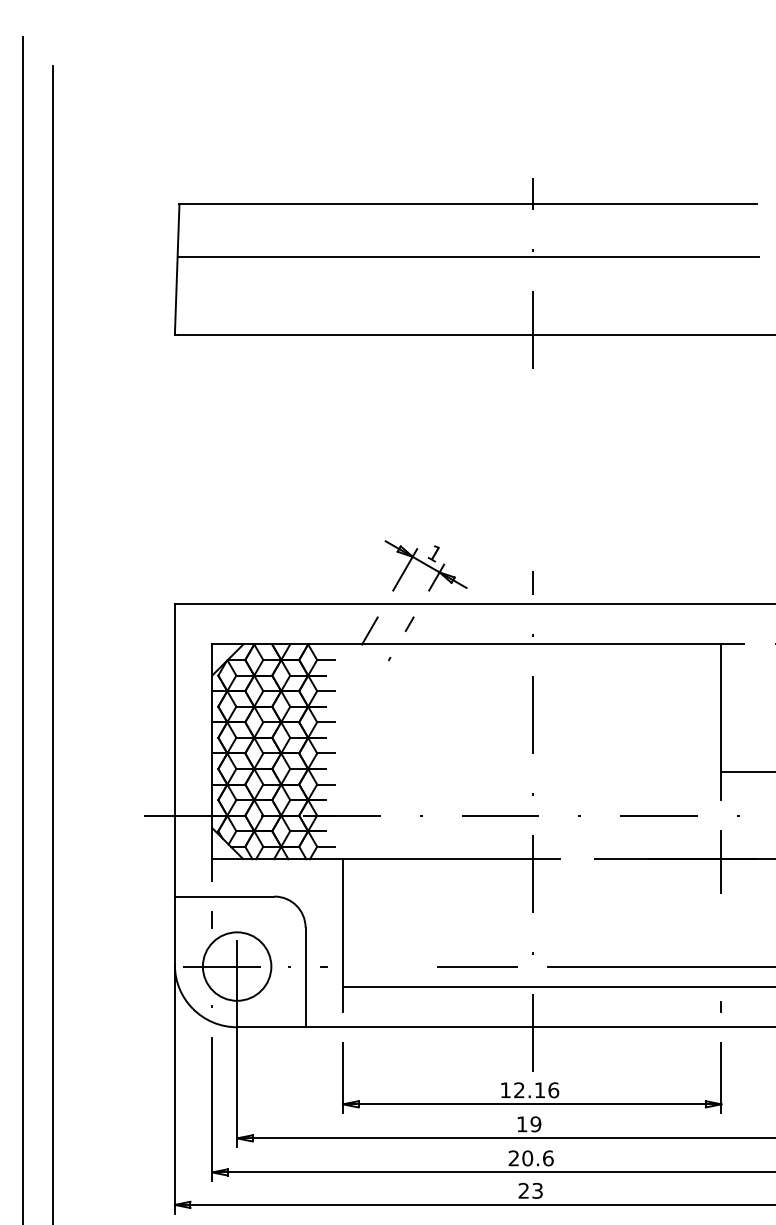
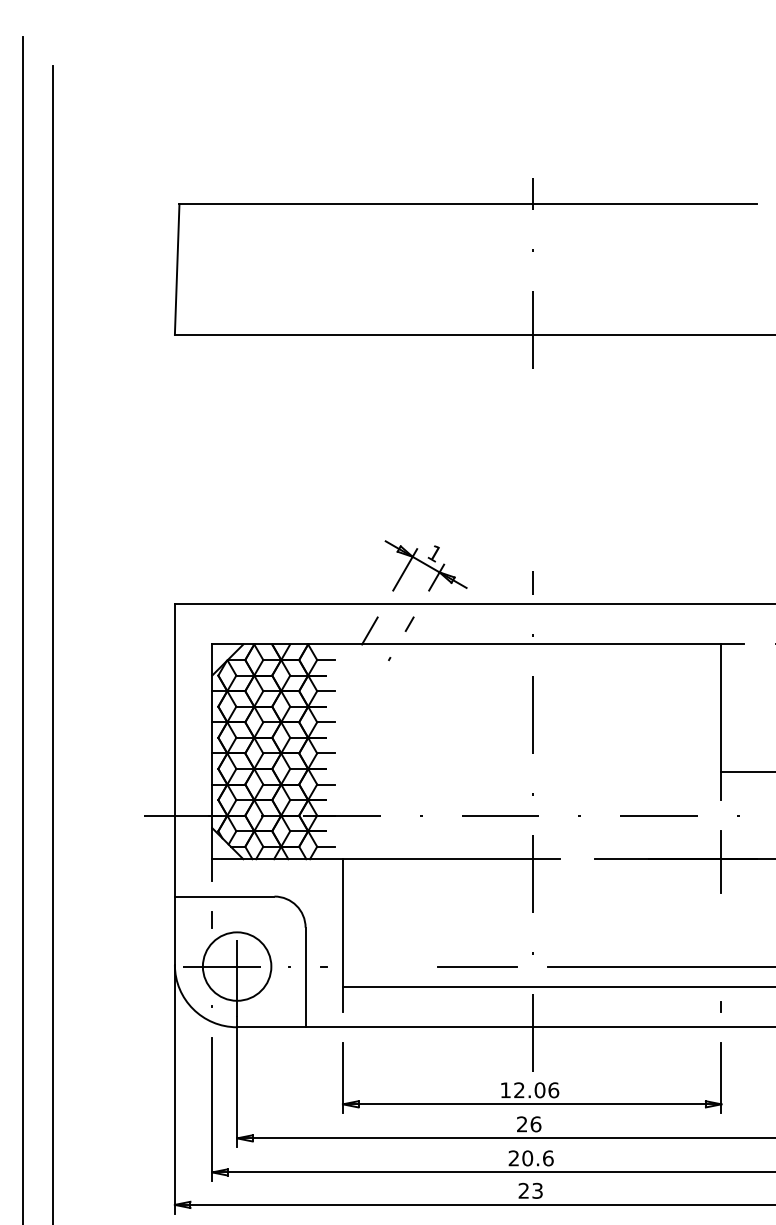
line: present -> none (467, 256)
text: 12.16 -> 12.06 (539, 1090)
text: 19 -> 26 (529, 1124)
